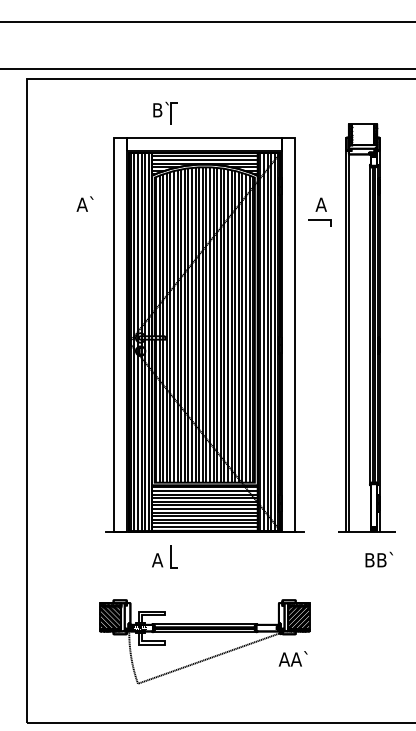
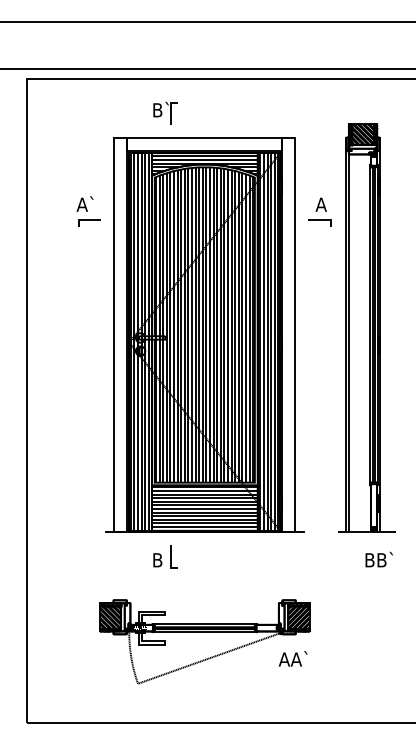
hatch: none -> present (362, 134)
curve: none -> present (89, 220)
text: A -> B (157, 560)
